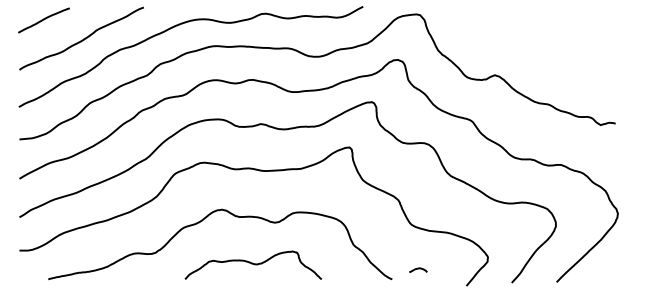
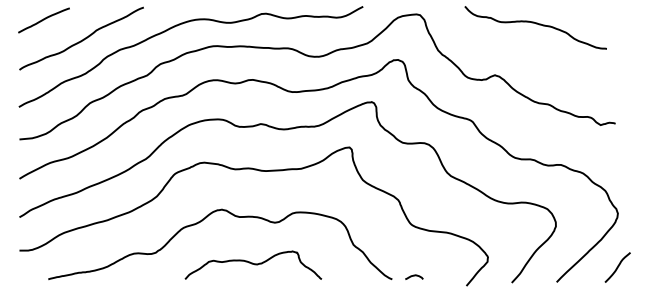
curve: none -> present (536, 24)
curve: none -> present (617, 267)
curve position: (418, 269) -> (414, 276) (414, 276)
